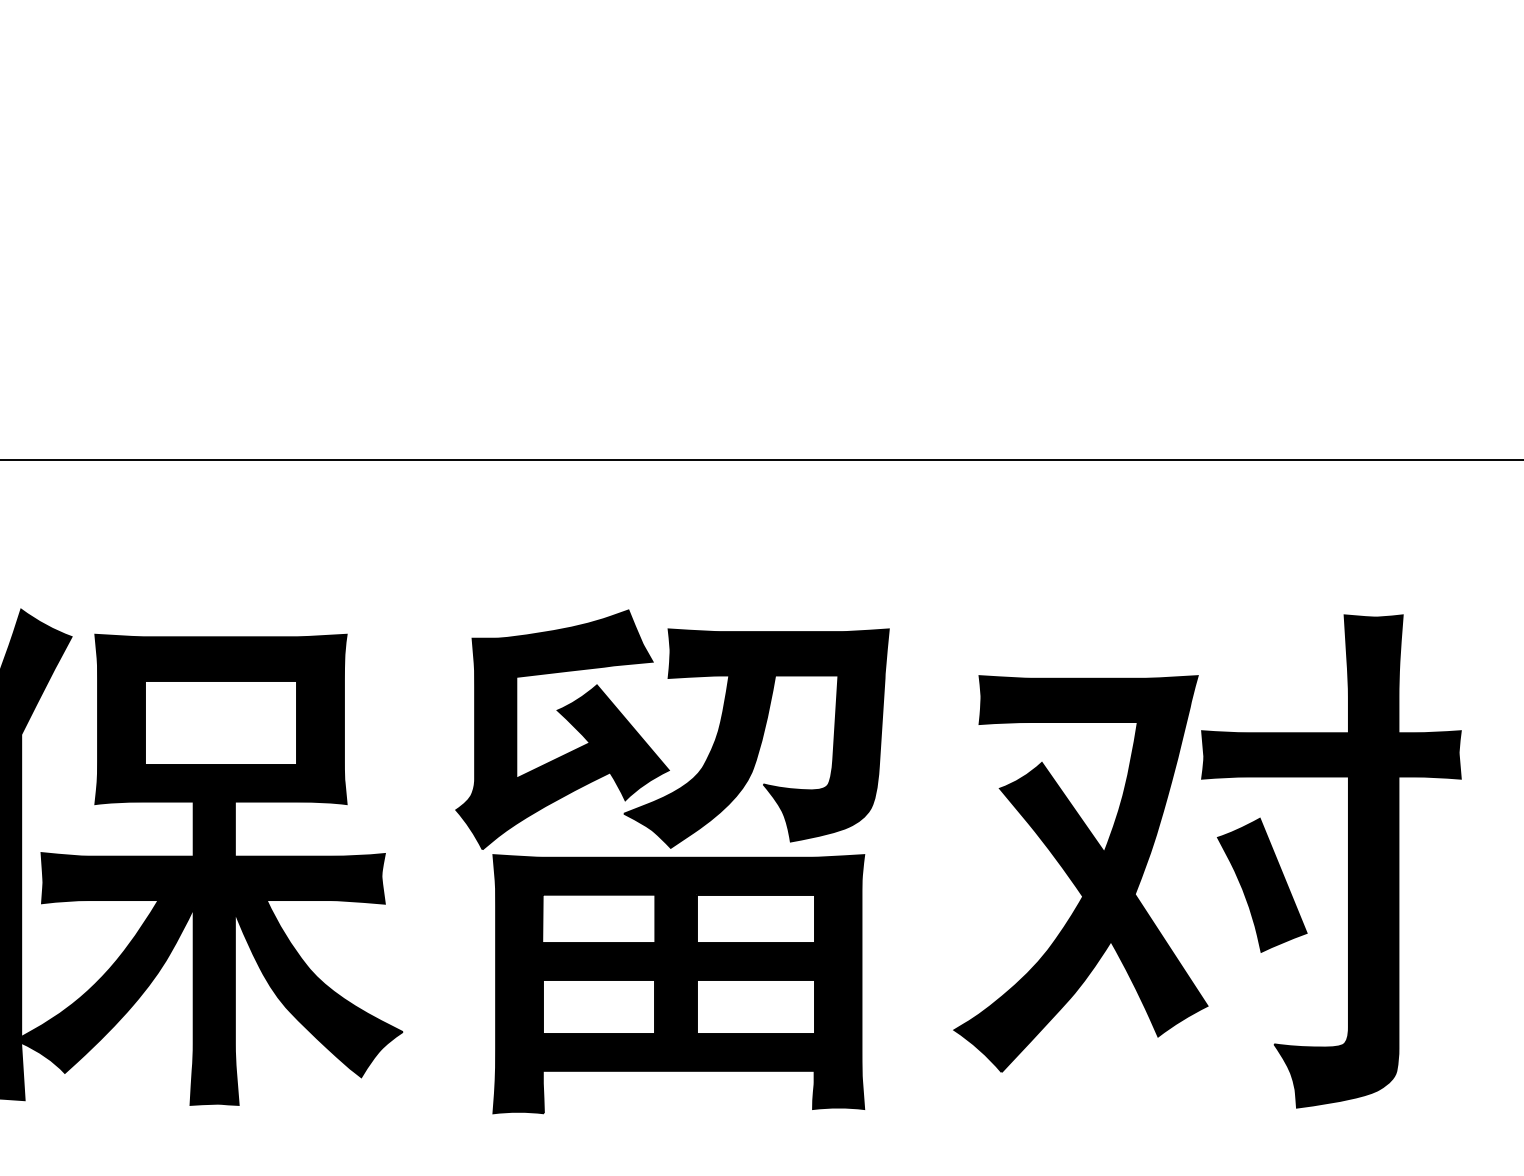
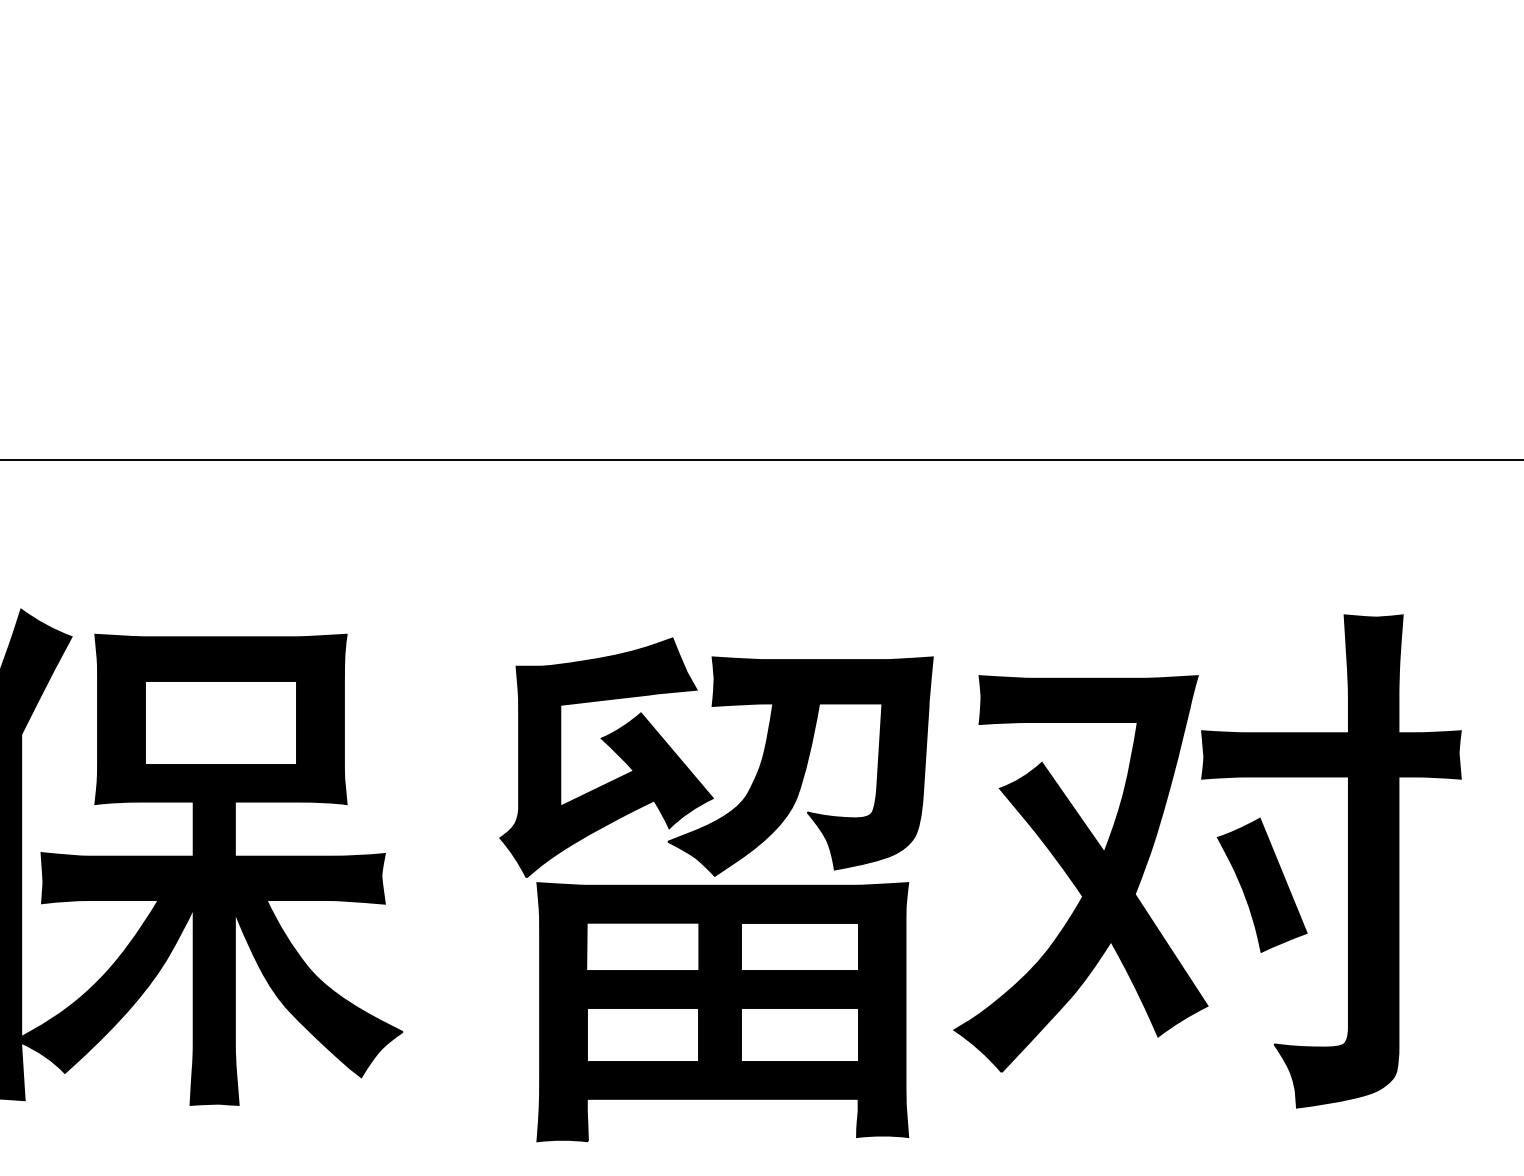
part position: (672, 861) -> (716, 889) (716, 889)
